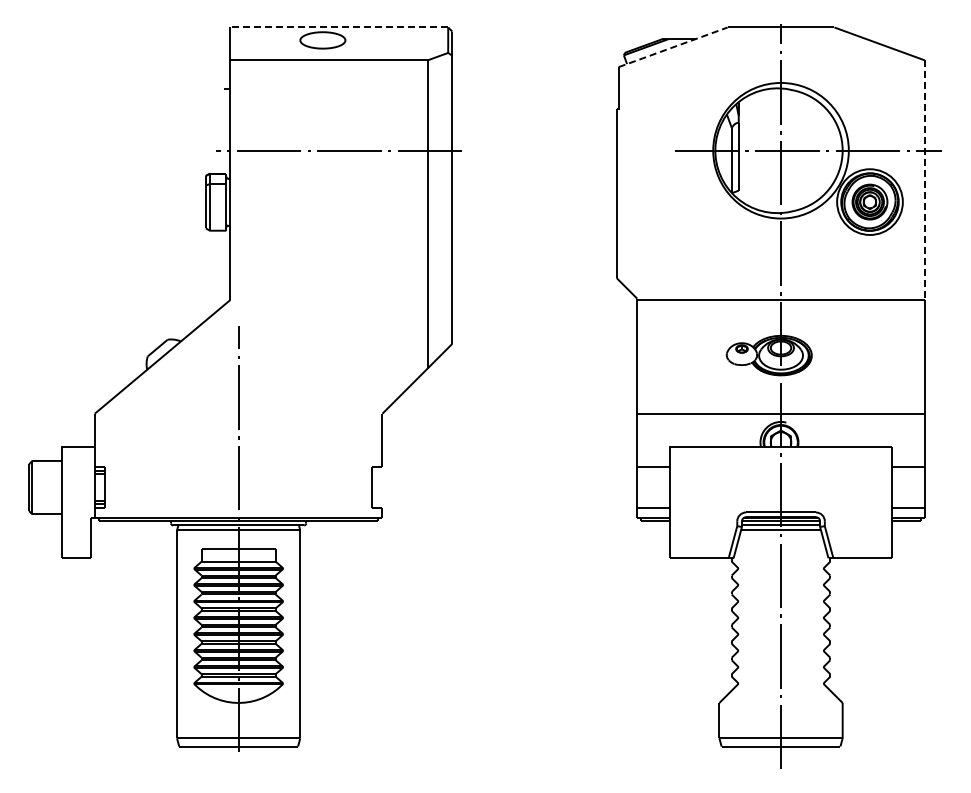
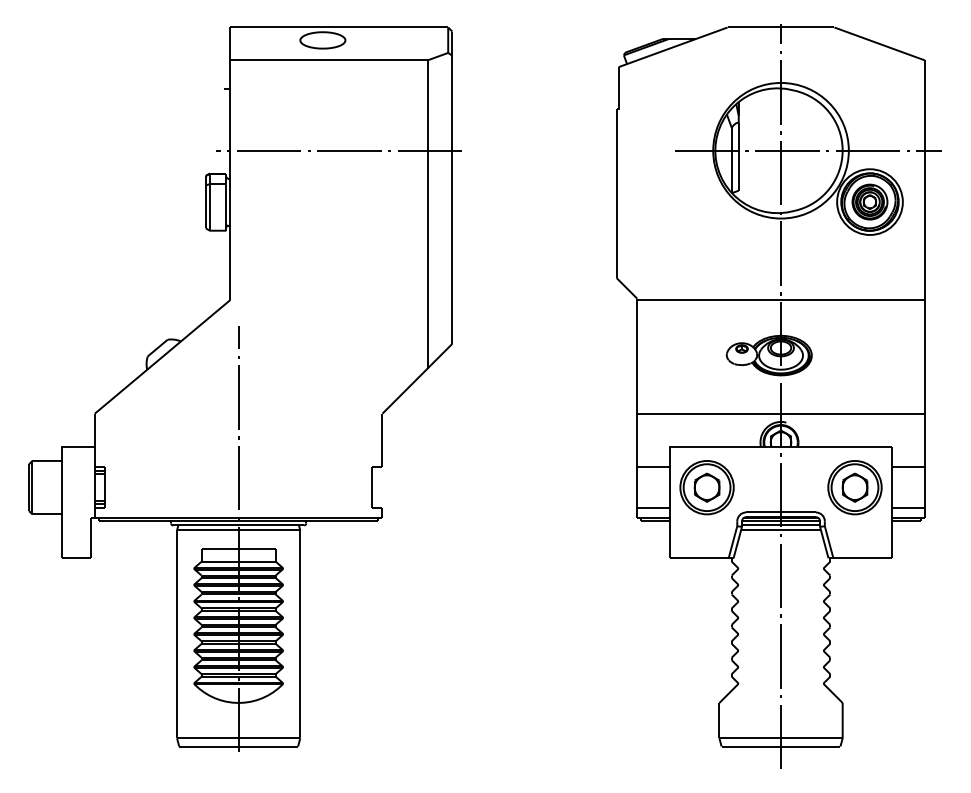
line: dashed -> solid (339, 27)
line: dashed -> solid (673, 47)
line: dashed -> solid (924, 180)
part: none -> present (706, 487)
part: none -> present (854, 487)
